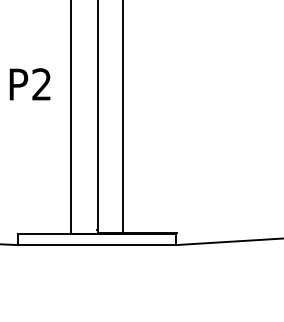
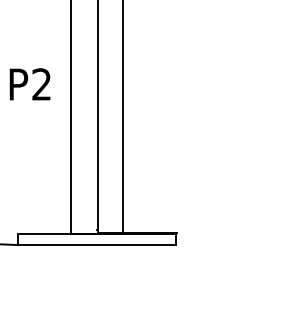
line: present -> none (227, 241)
